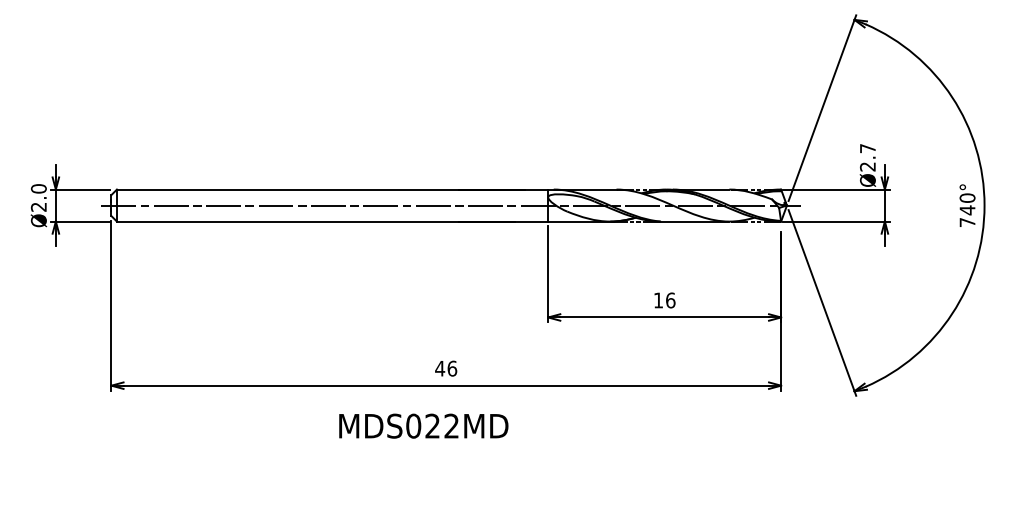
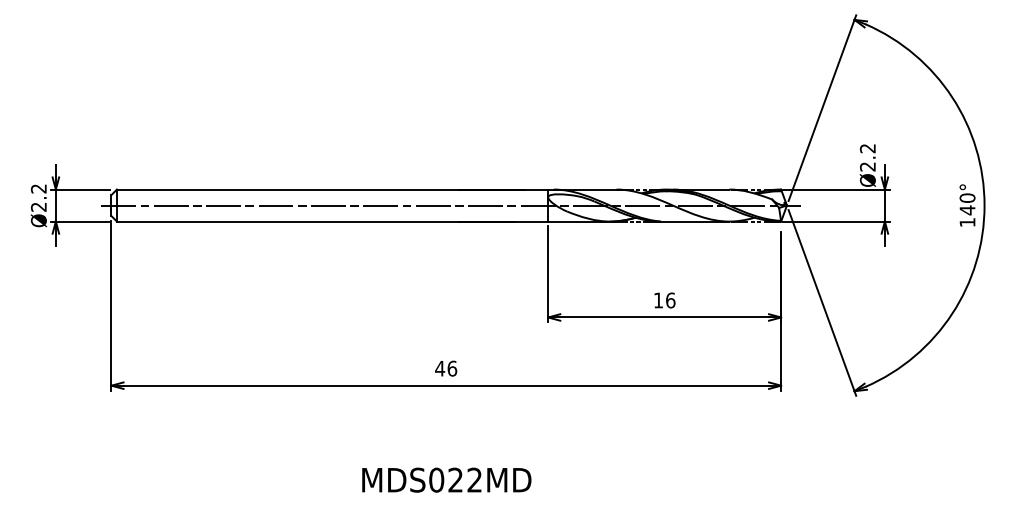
text: Ø2.7 -> Ø2.2 (867, 148)
text: Ø2.0 -> Ø2.2 (38, 188)
text: 740° -> 140° (967, 222)
text position: (423, 425) -> (446, 479) (446, 479)
